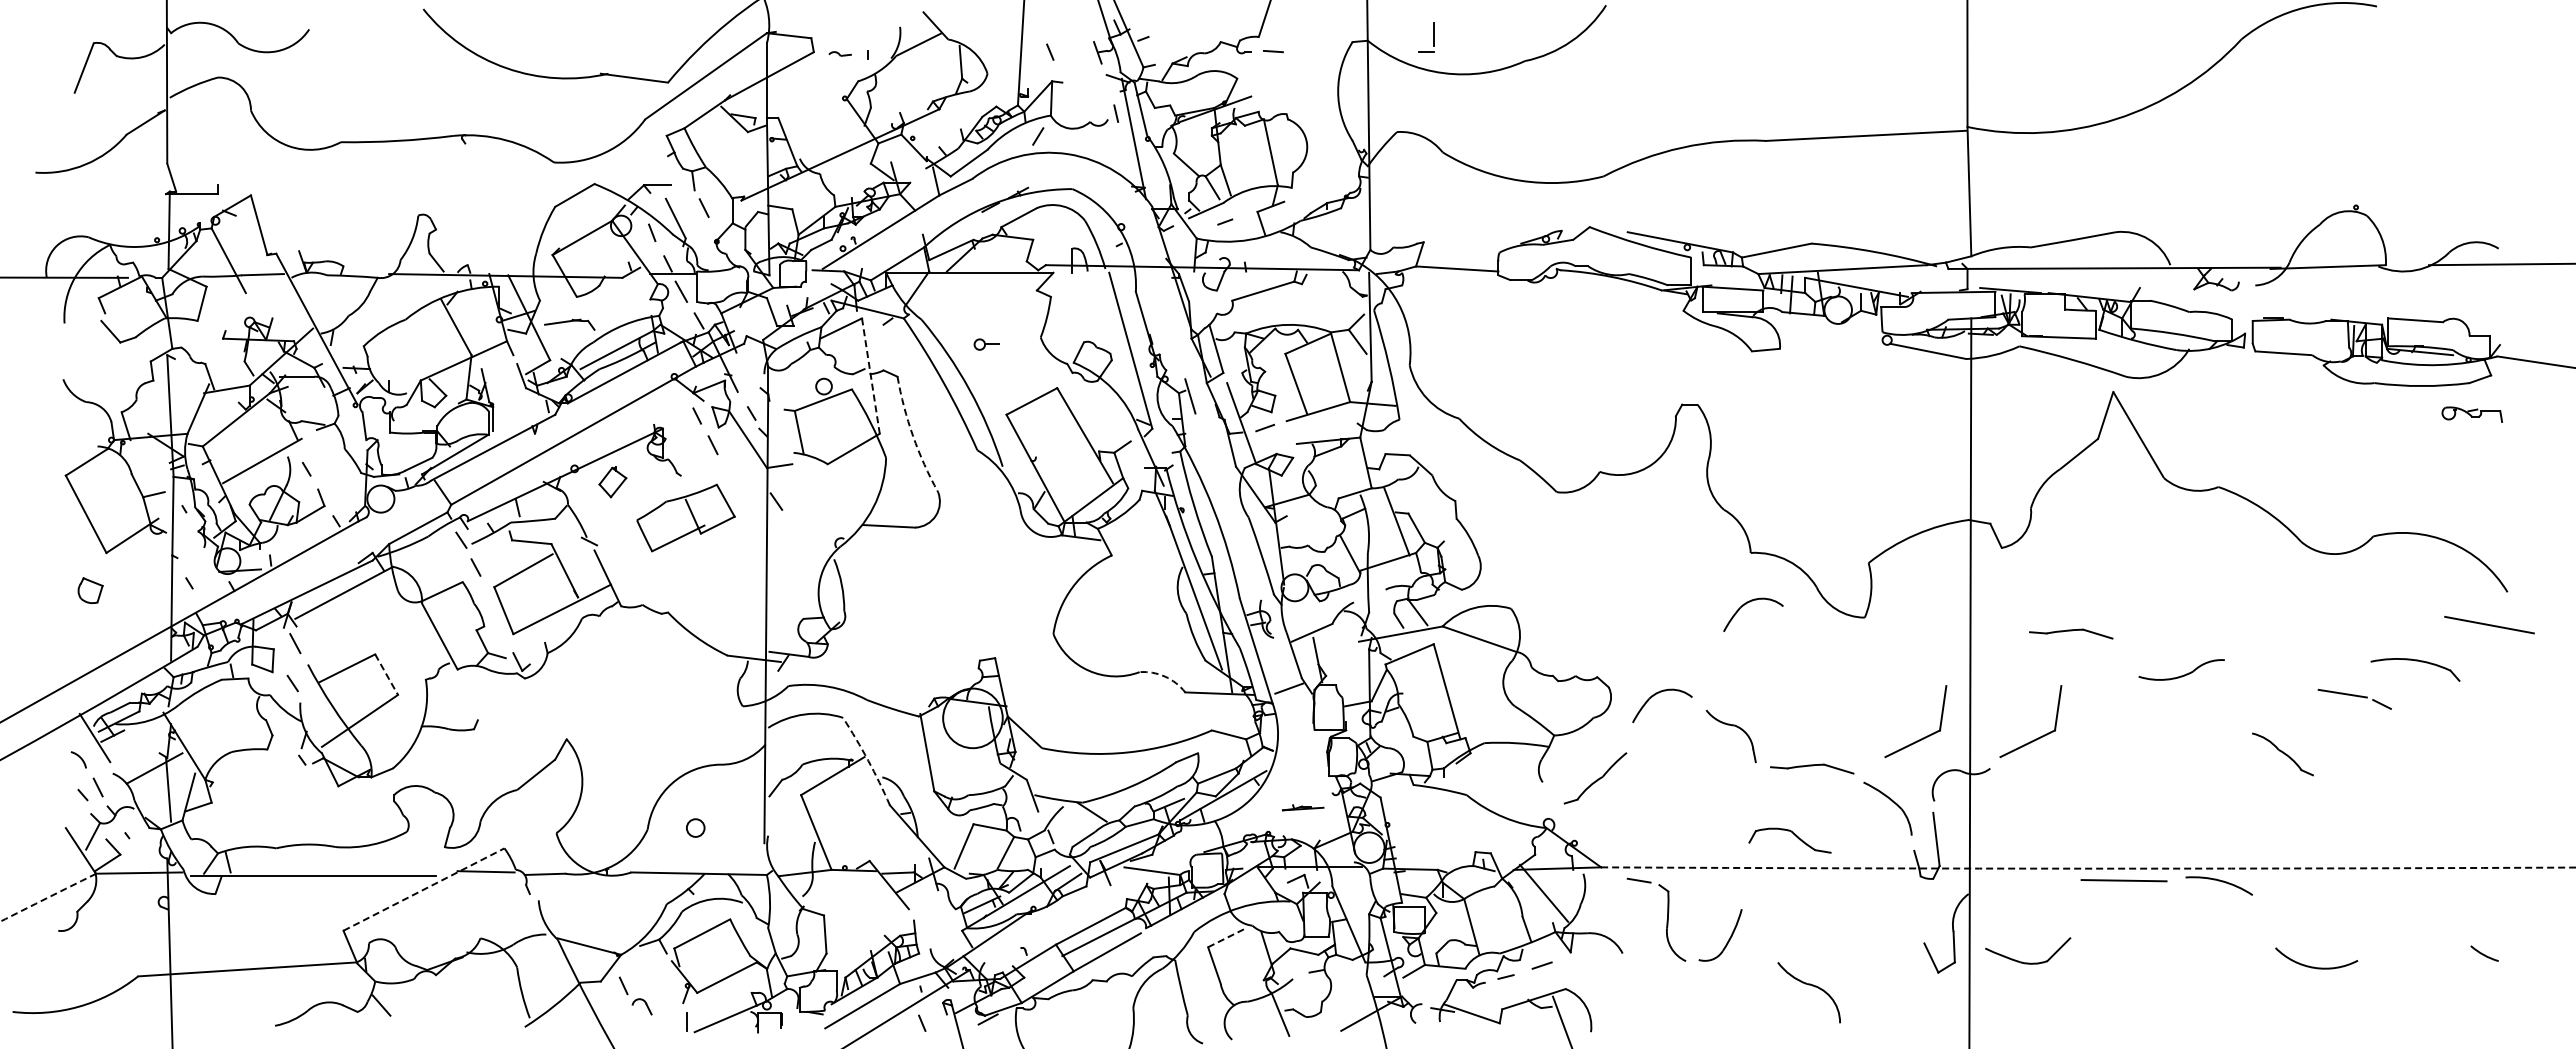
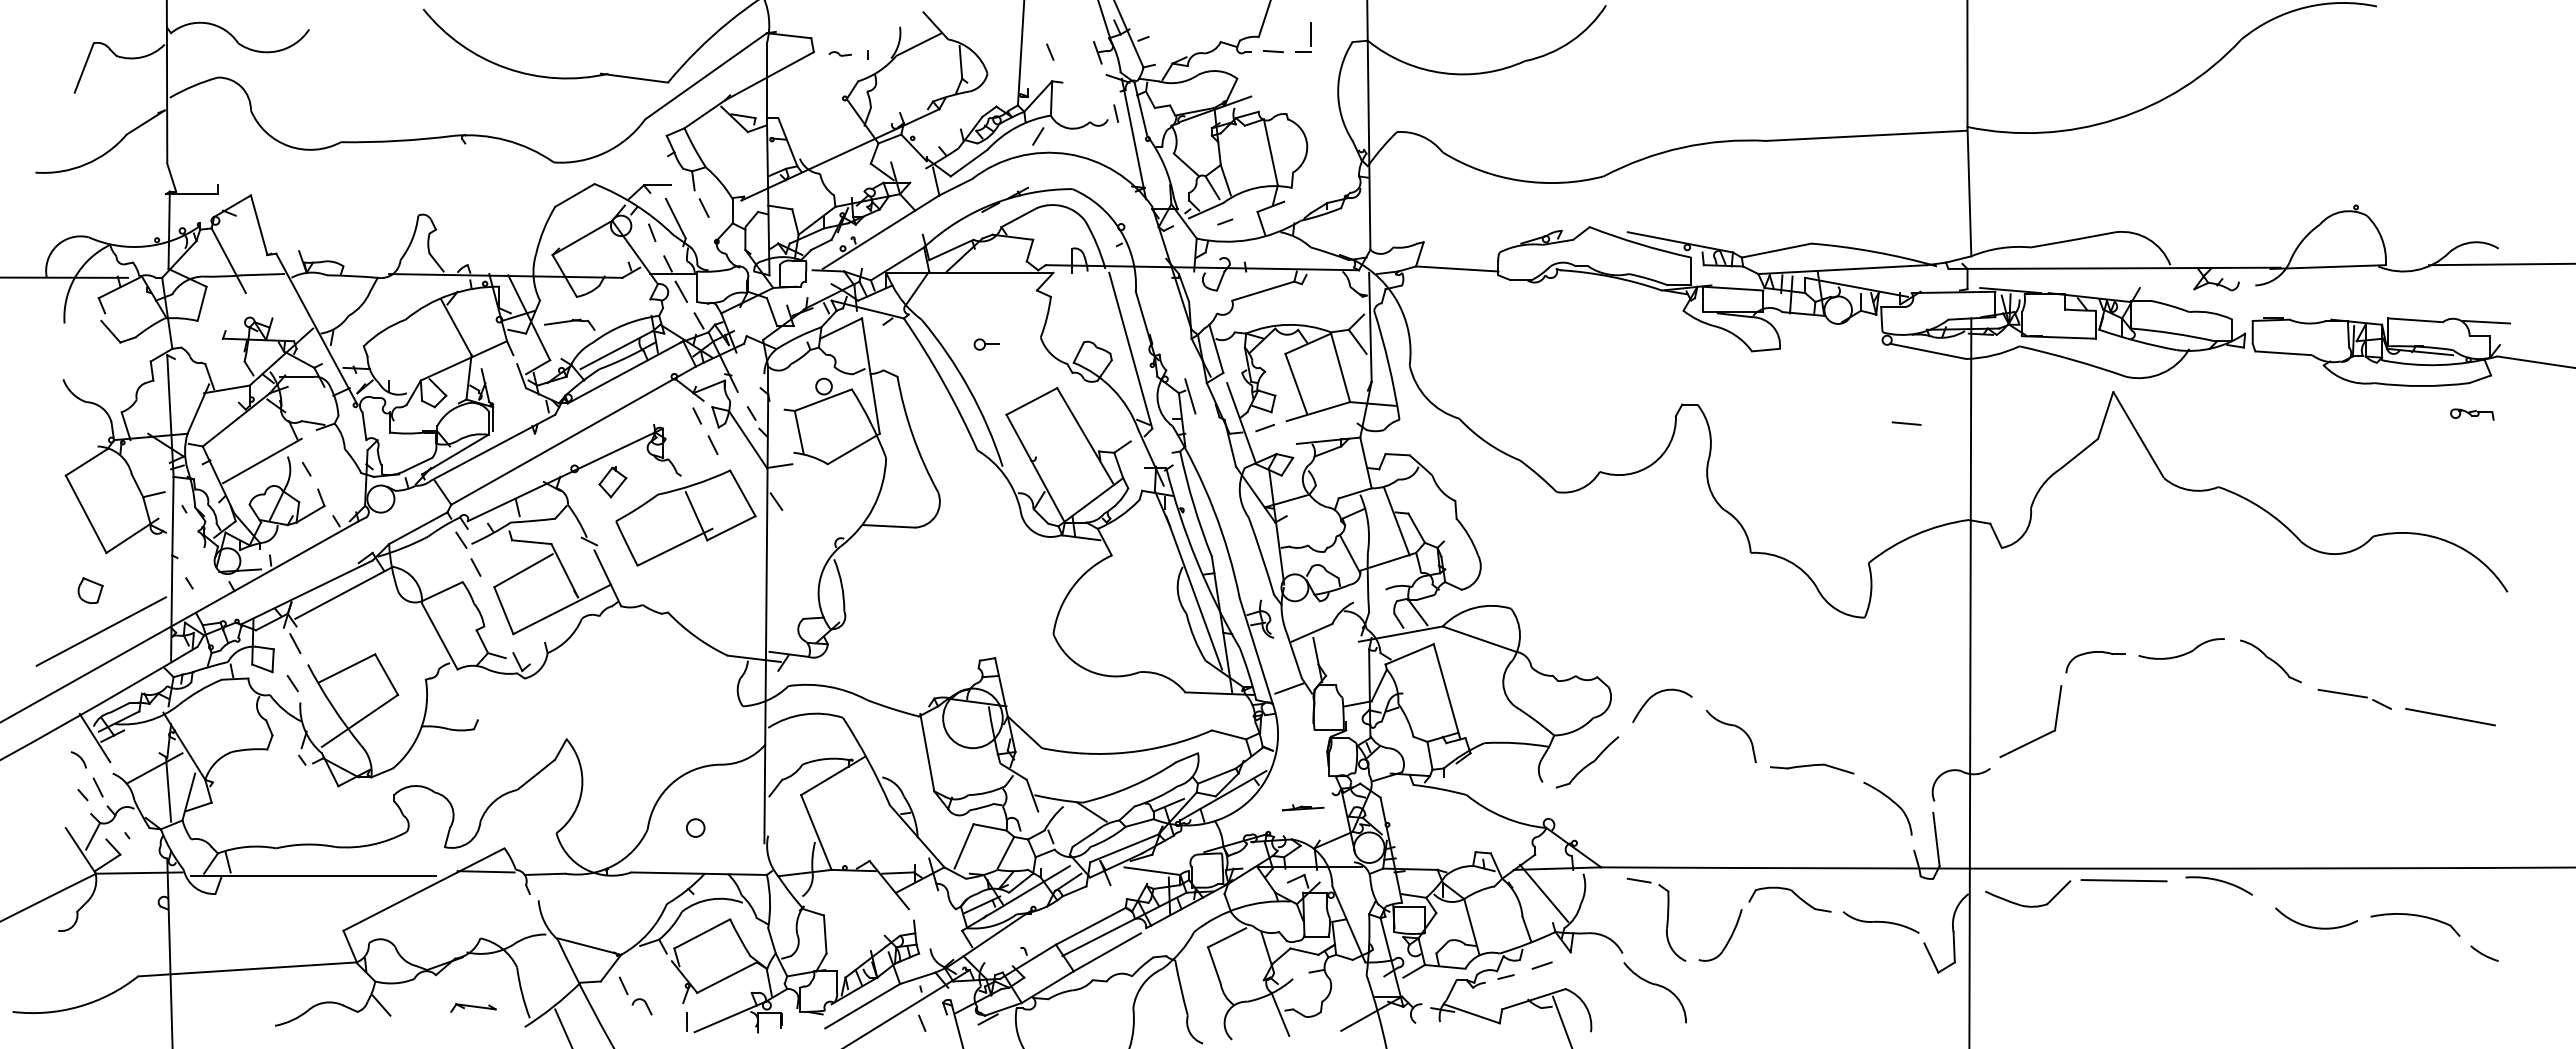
part position: (1433, 37) -> (1310, 37) (1310, 37)
line: none -> present (2486, 321)
line: dashed -> solid (870, 376)
part size: 63x17 px -> 45x13 px (2472, 414)
line: none -> present (1906, 423)
arc: dashed -> solid (913, 436)
part size: 100x70 px -> 142x98 px (685, 517)
part: present -> none (1746, 604)
line position: (2489, 625) -> (2450, 717) (2450, 717)
line: none -> present (101, 631)
part: present -> none (2071, 633)
part: none -> present (2092, 653)
part position: (2415, 661) -> (2415, 916) (2415, 916)
part position: (2181, 669) -> (2181, 648) (2181, 648)
line: dashed -> solid (386, 675)
arc: dashed -> solid (1165, 676)
part: present -> none (1923, 737)
part position: (2282, 754) -> (2270, 661) (2270, 661)
arc: dashed -> solid (868, 760)
part position: (1595, 778) -> (1587, 762) (1587, 762)
part position: (1794, 835) -> (1794, 894) (1794, 894)
arc: dashed -> solid (2089, 868)
line: dashed -> solid (424, 889)
arc: dashed -> solid (47, 898)
part: none -> present (1881, 922)
line: dashed -> solid (1227, 937)
part position: (2028, 962) -> (2028, 905) (2028, 905)
arc position: (2314, 966) -> (2314, 926) (2314, 926)
part position: (1808, 985) -> (1654, 985) (1654, 985)
part: none -> present (473, 1007)
line: none -> present (563, 1027)
